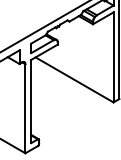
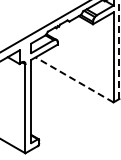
line: solid -> dashed (119, 49)
line: solid -> dashed (74, 79)
